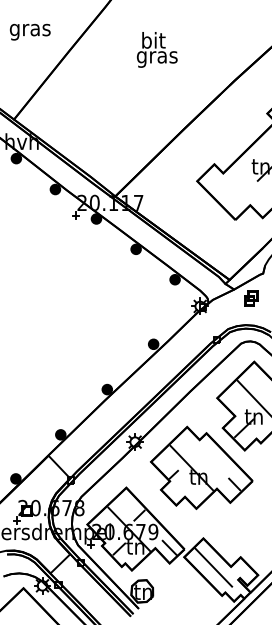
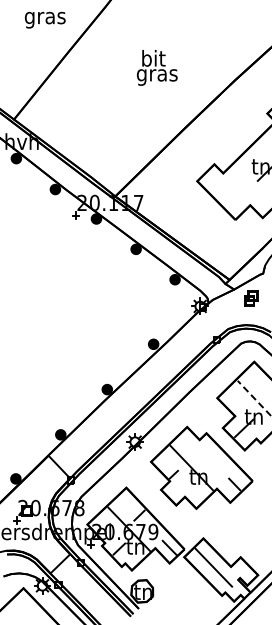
text position: (29, 31) -> (44, 19) (44, 19)
text position: (157, 49) -> (157, 67) (157, 67)
line: solid -> dashed (254, 398)
